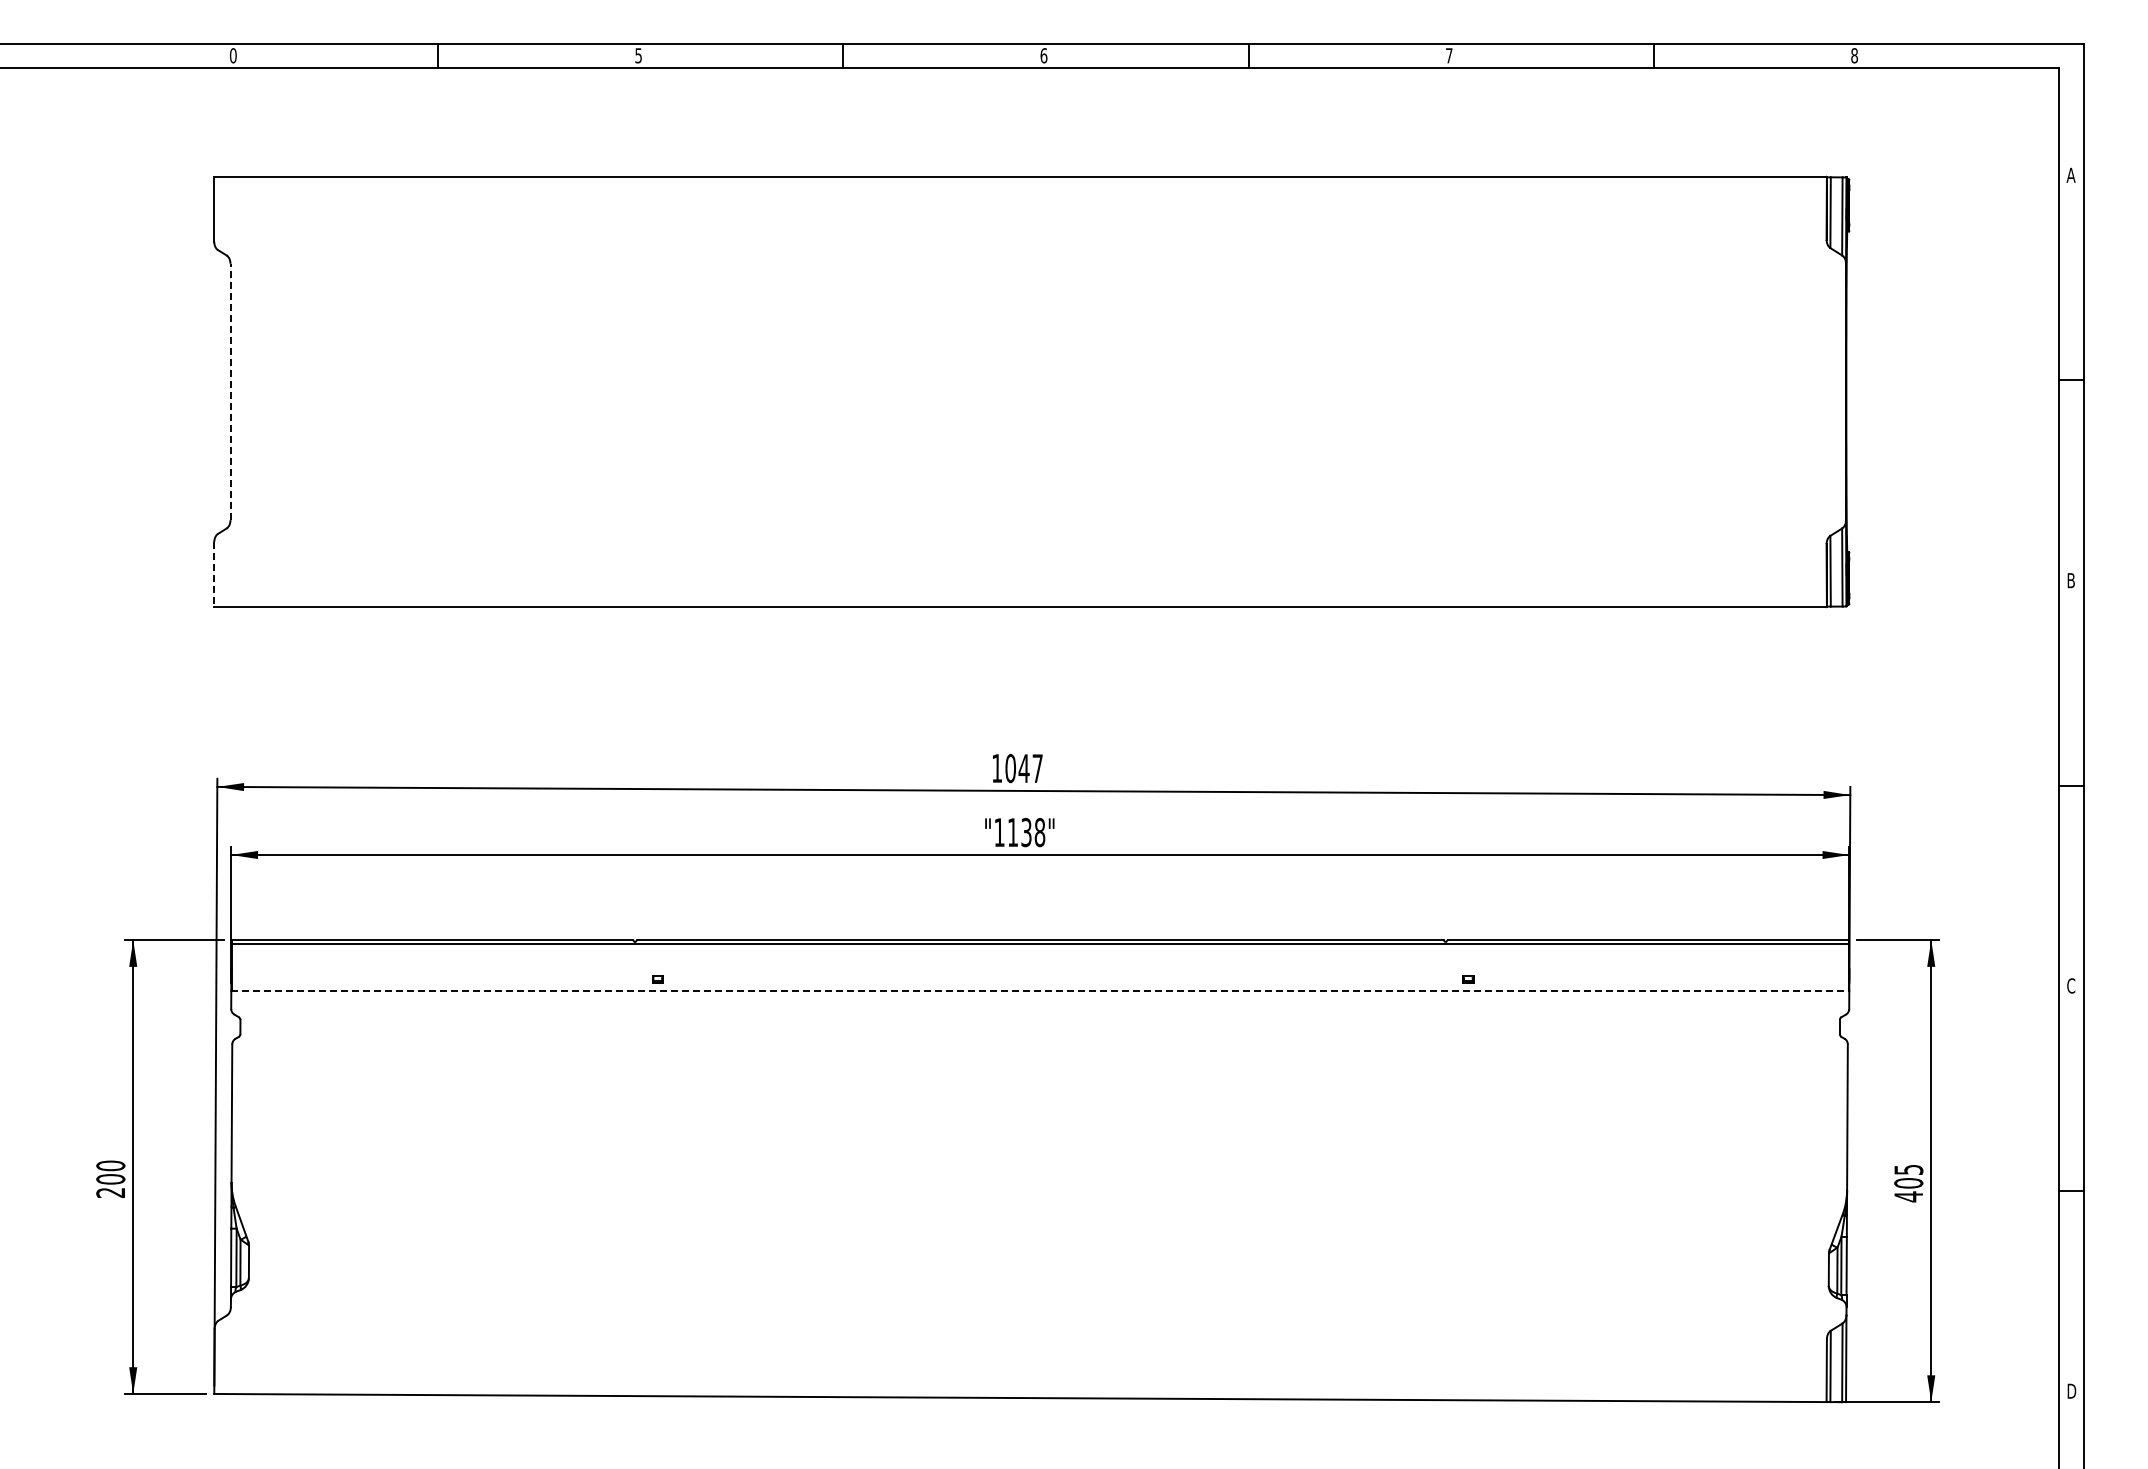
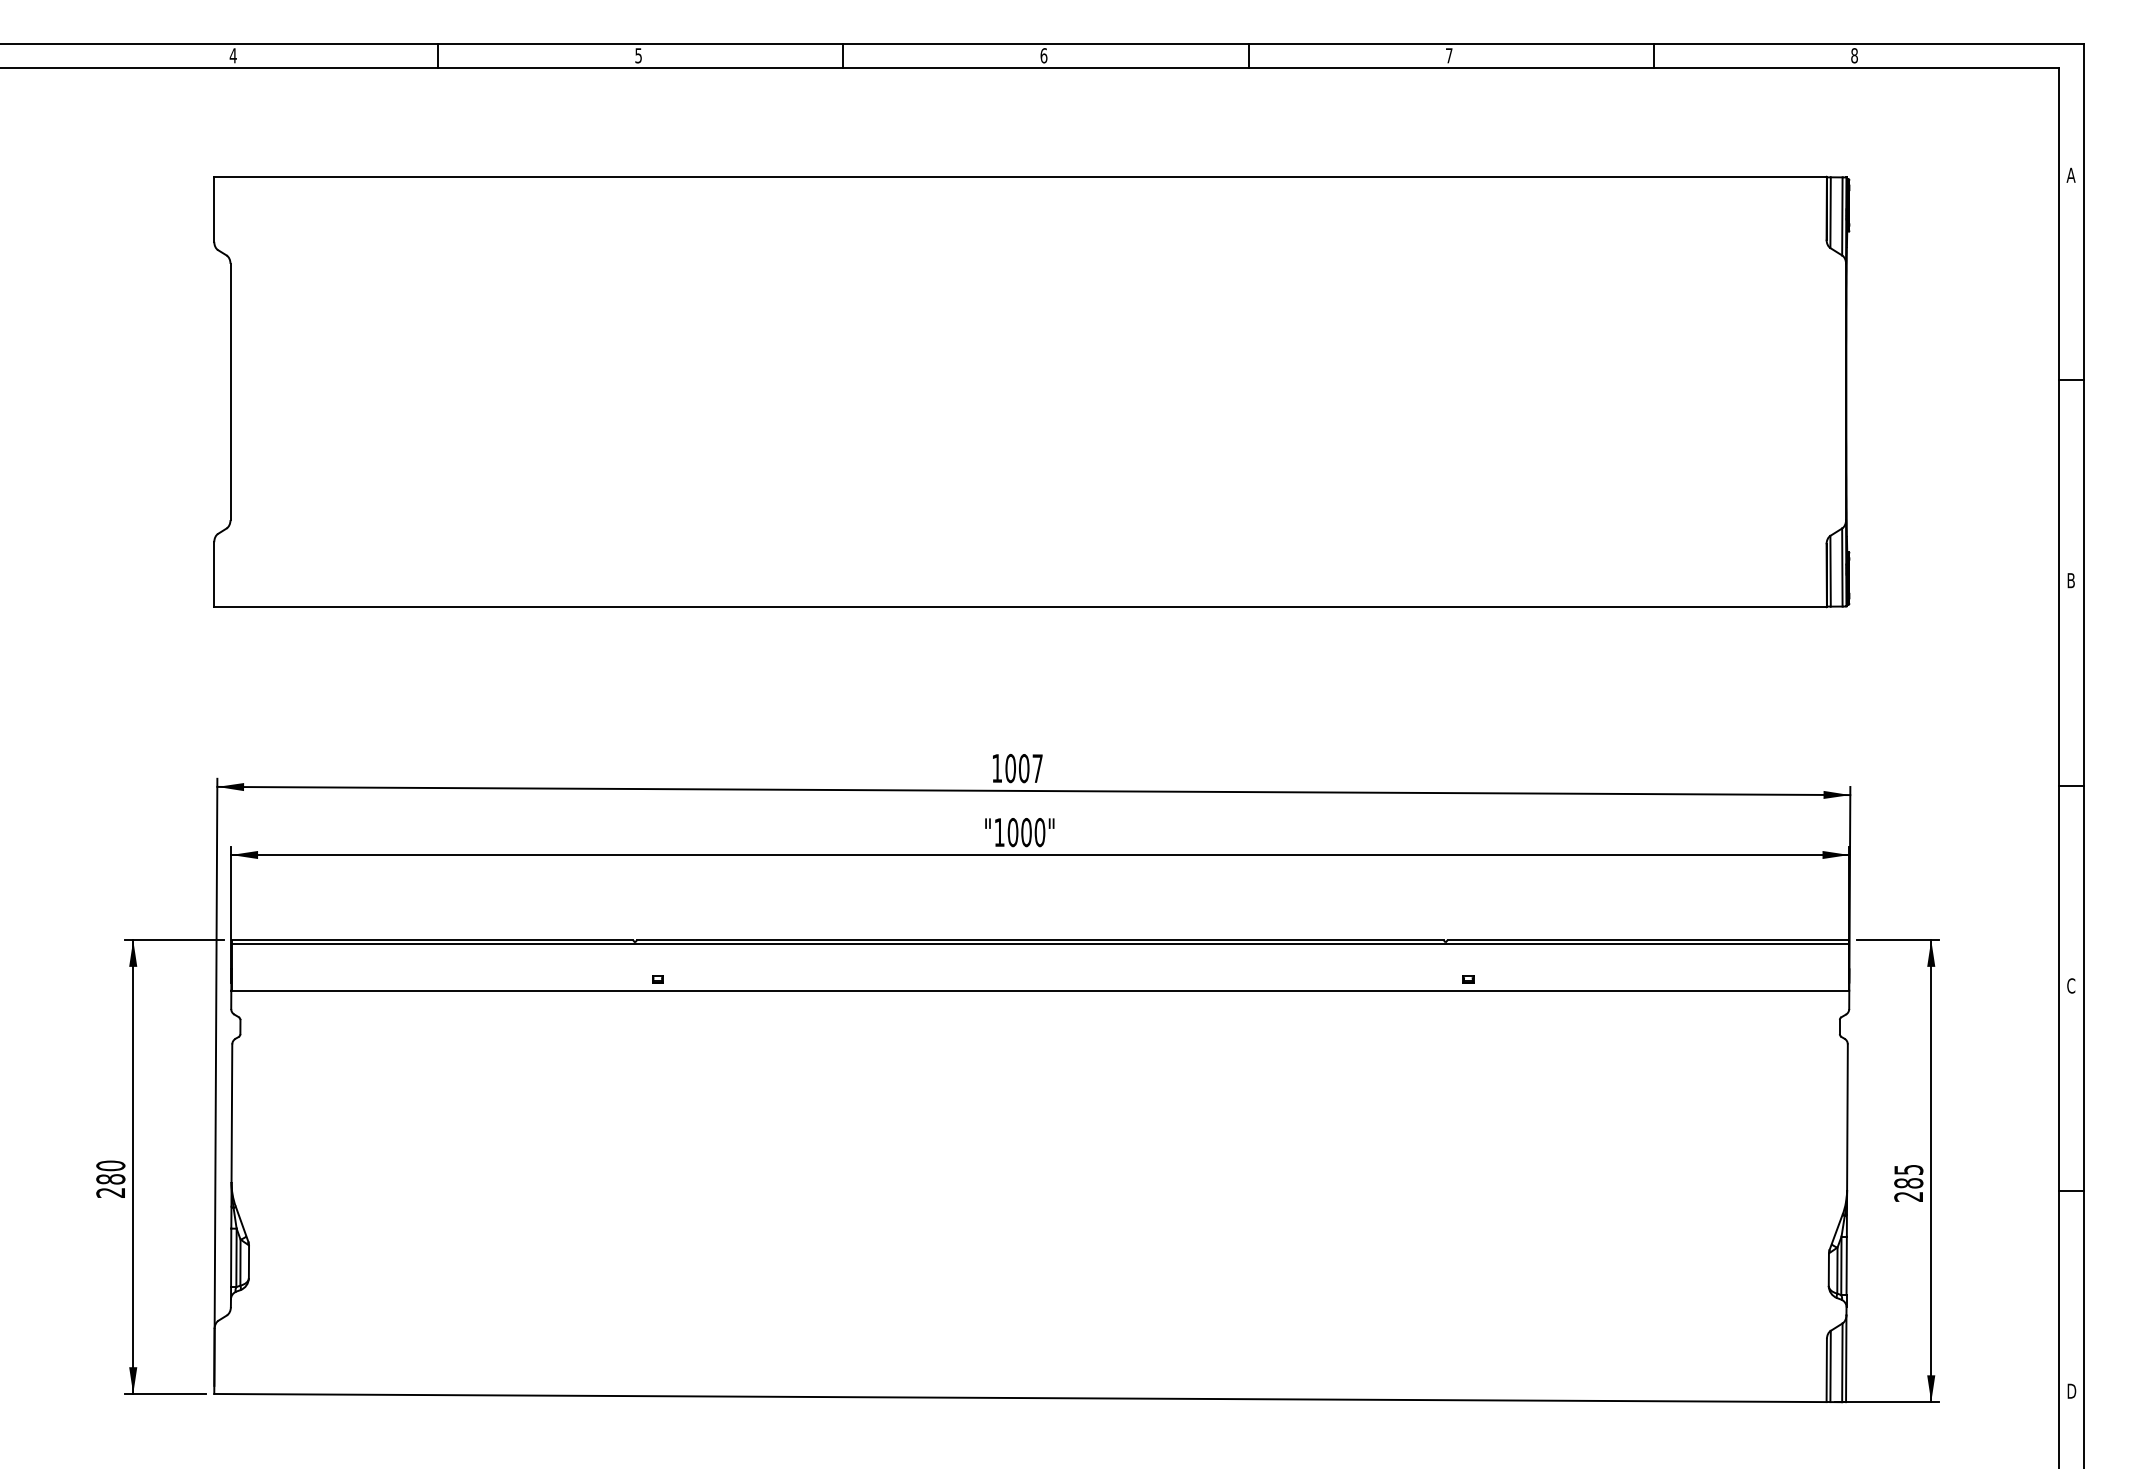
text: 0 -> 4 (232, 55)
line: dashed -> solid (230, 391)
line: dashed -> solid (214, 575)
text: 1047 -> 1007 (1023, 768)
text: "1138" -> "1000" (1026, 832)
line: dashed -> solid (1040, 990)
text: 200 -> 280 (110, 1179)
text: 405 -> 285 (1908, 1190)
